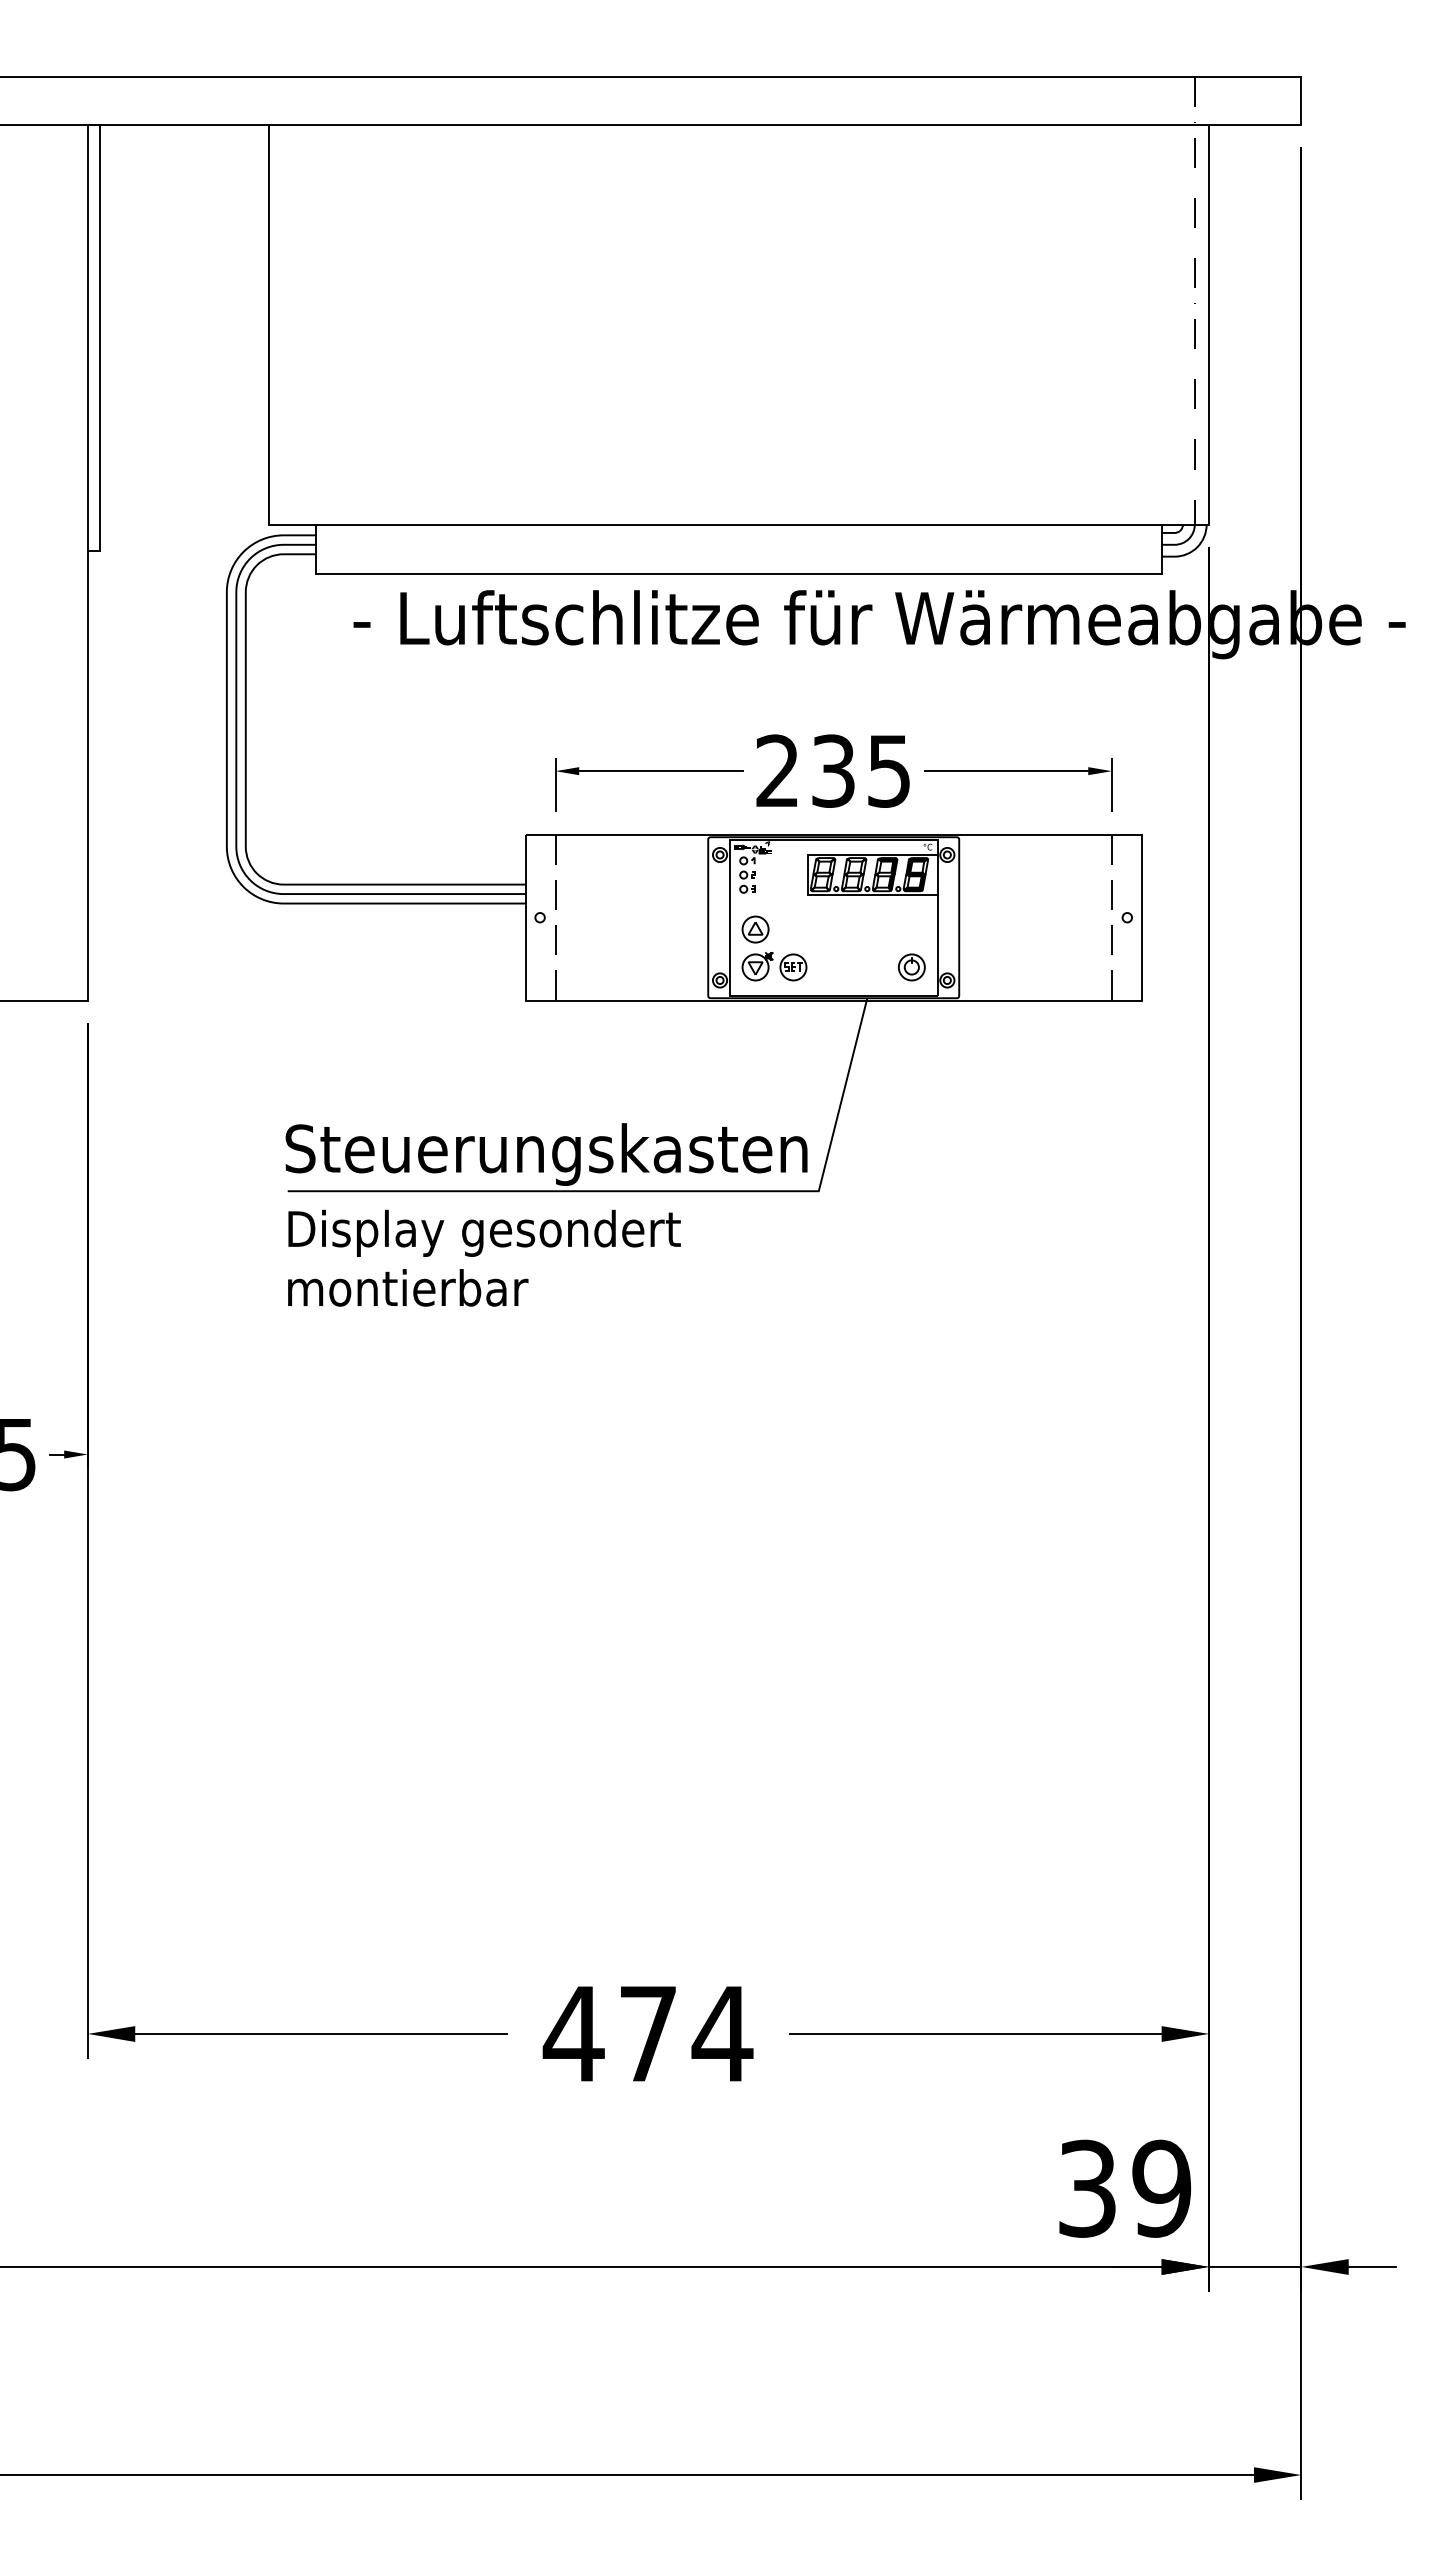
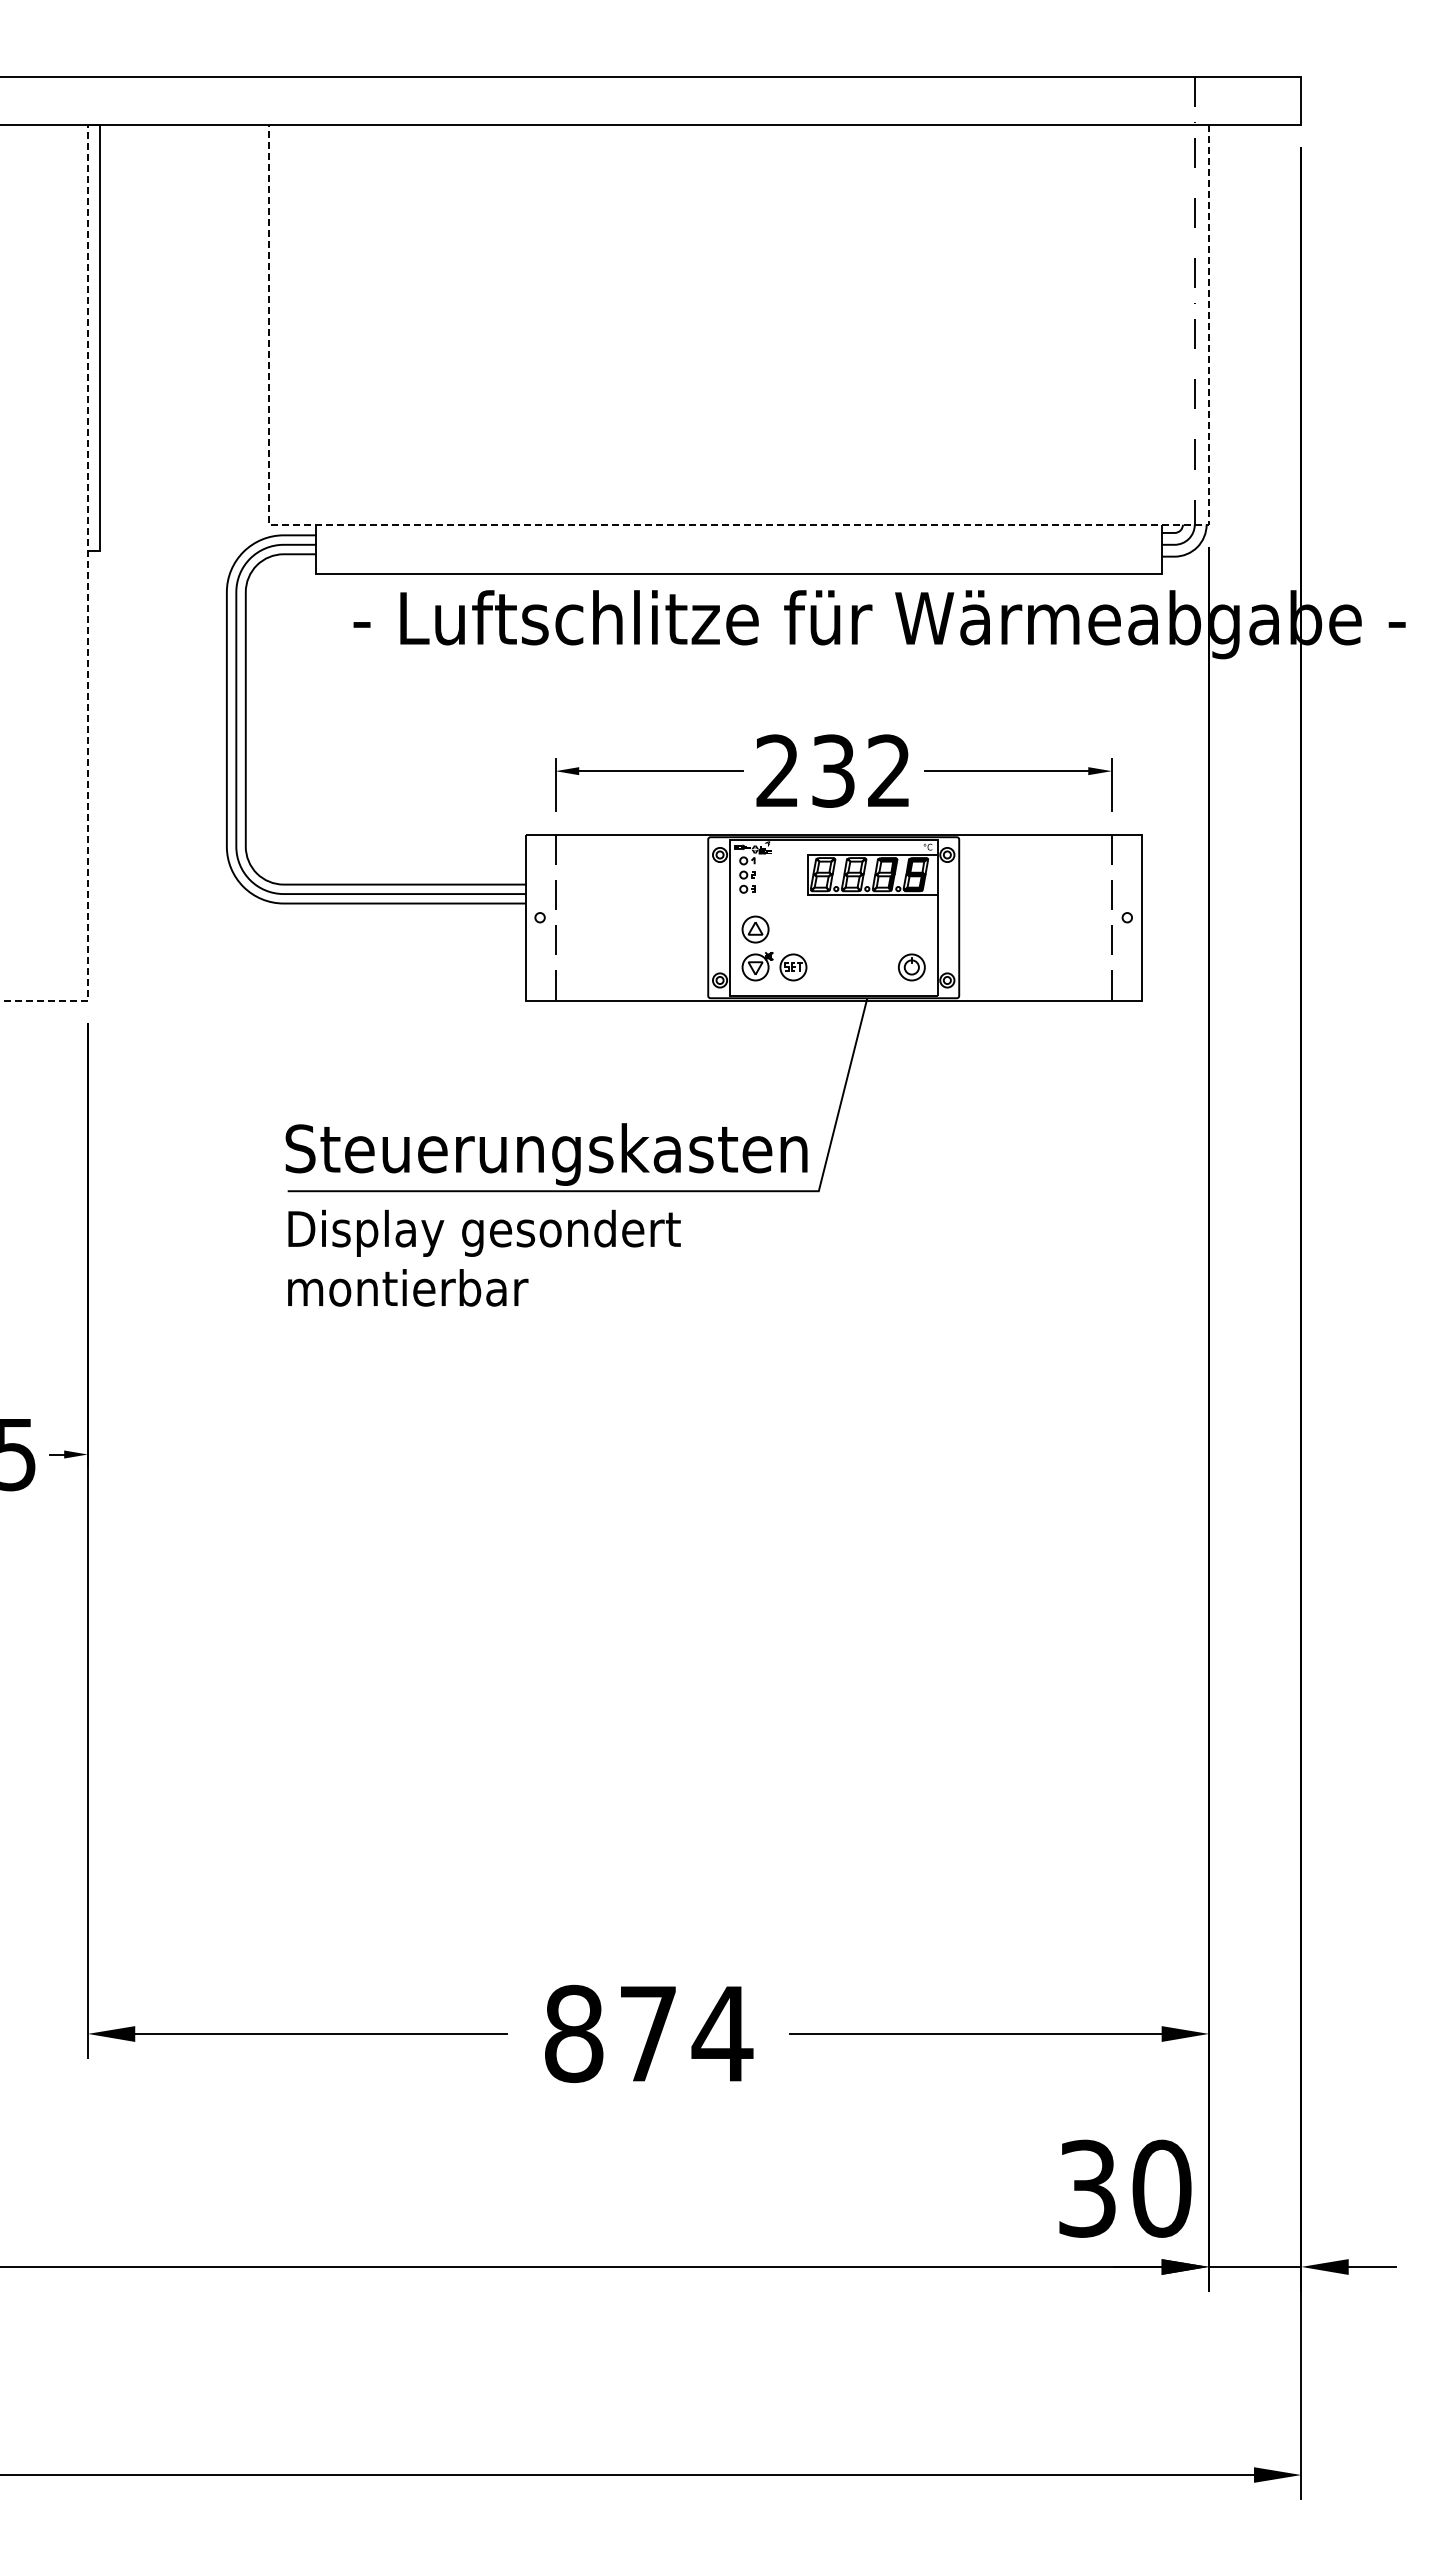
line: solid -> dashed (738, 524)
line: solid -> dashed (87, 606)
text: 235 -> 232 (888, 770)
text: 474 -> 874 (573, 2033)
text: 39 -> 30 (1161, 2188)
